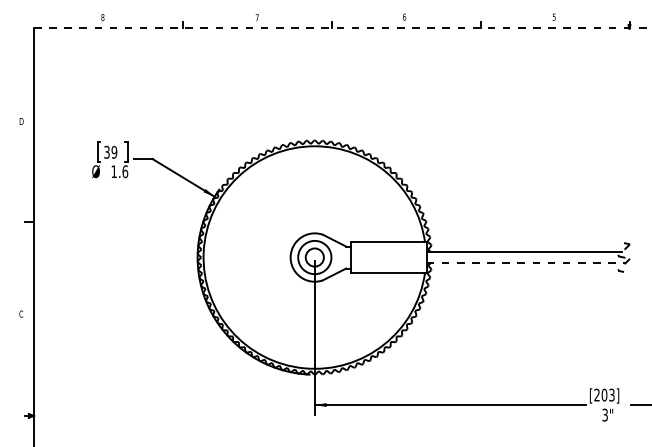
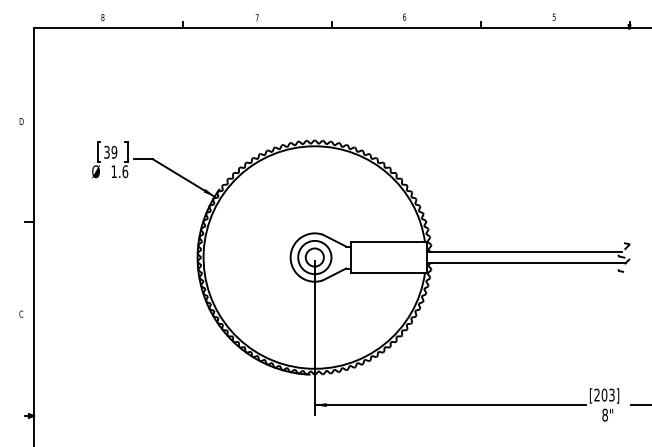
line: dashed -> solid (343, 28)
line: dashed -> solid (526, 262)
text: 3" -> 8" (604, 414)
